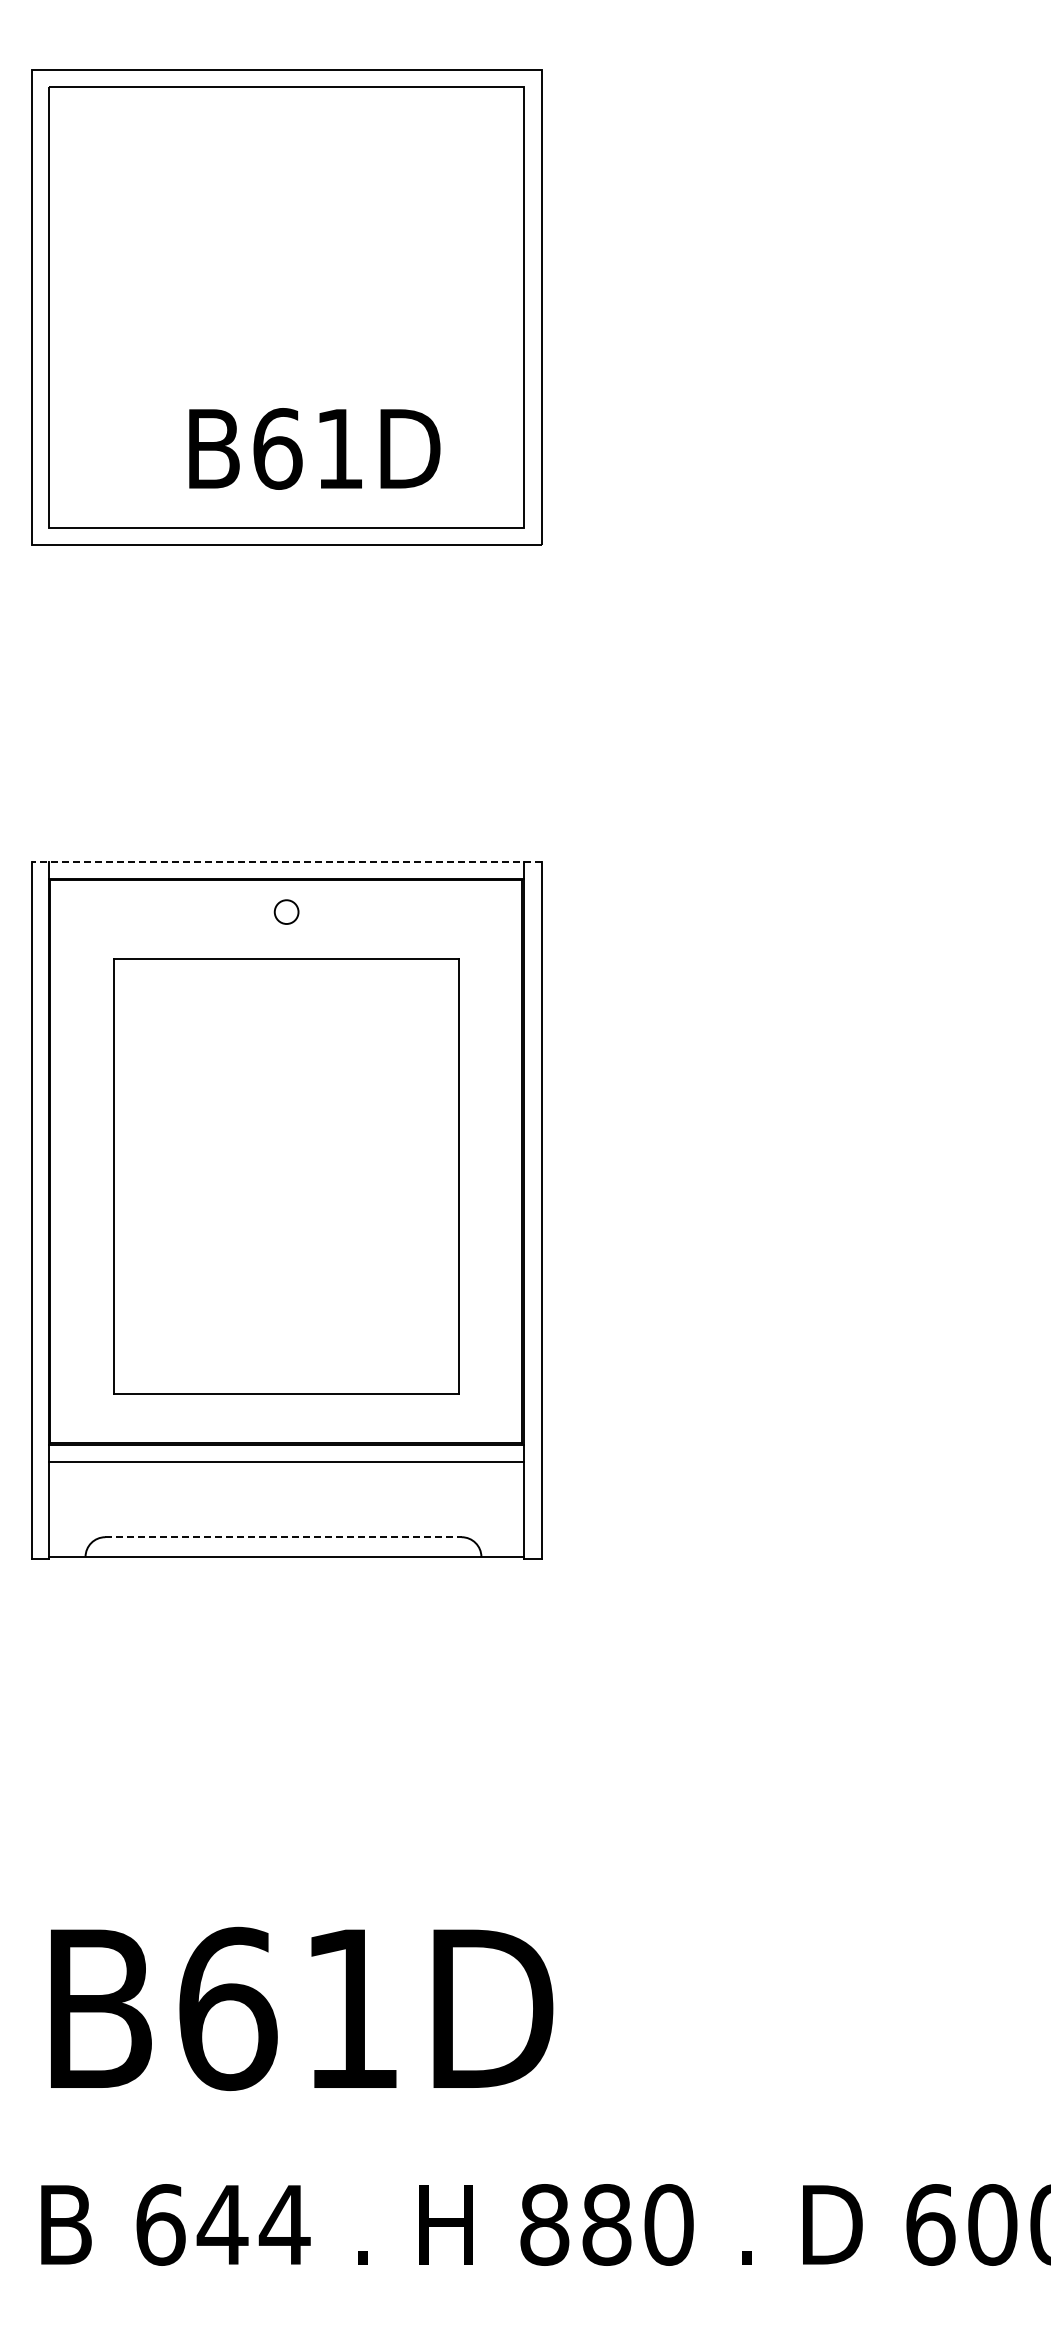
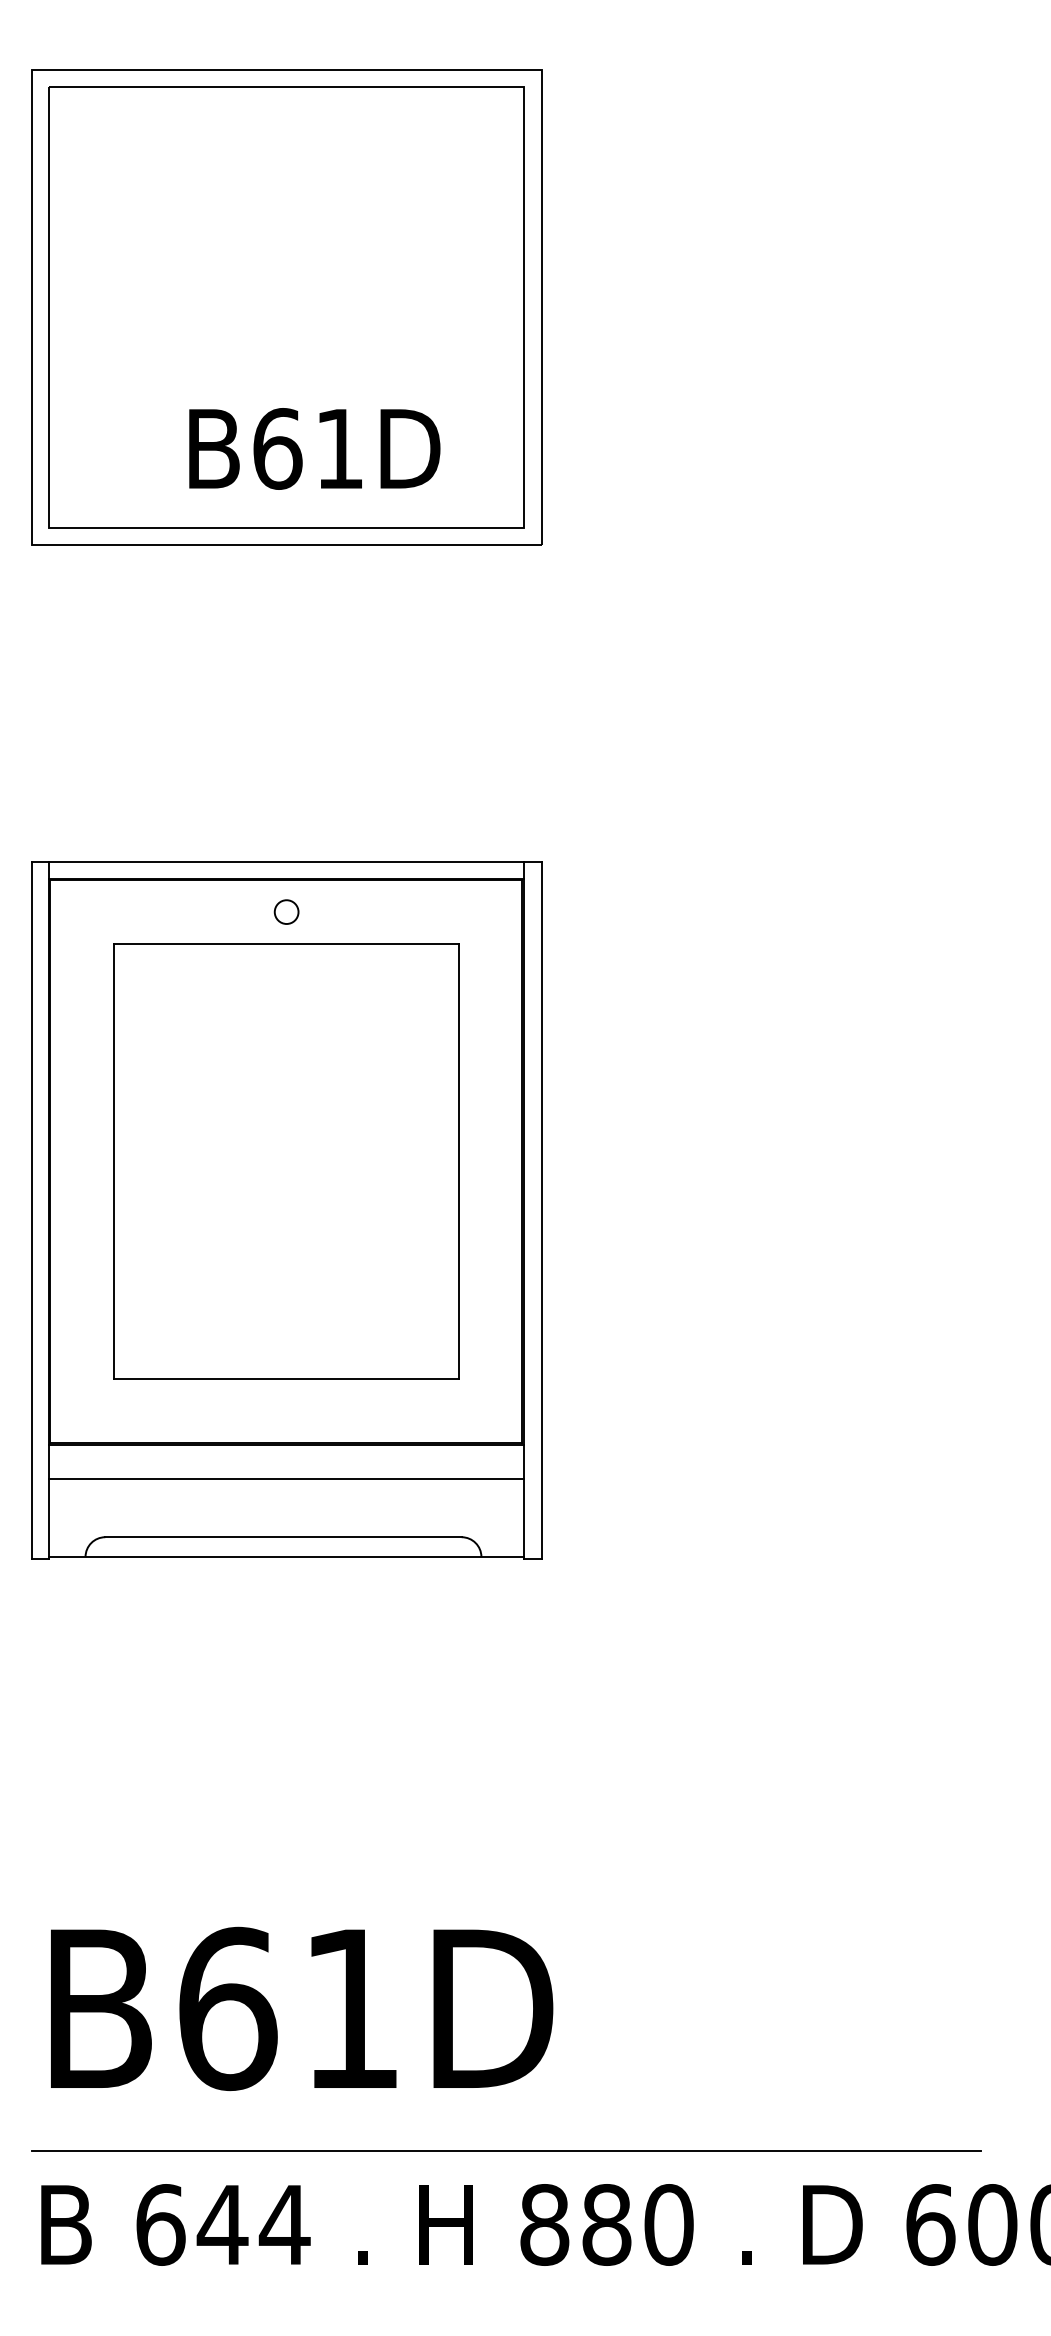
line: dashed -> solid (286, 861)
part position: (286, 1176) -> (286, 1161) (286, 1161)
line position: (286, 1462) -> (286, 1479) (286, 1479)
line: dashed -> solid (283, 1537)
line: none -> present (506, 2150)
